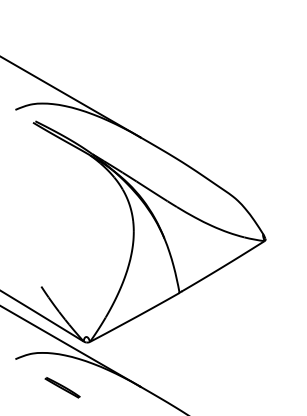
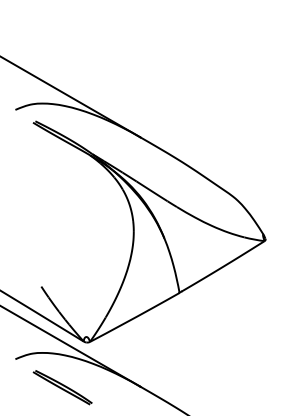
part size: 37x22 px -> 61x36 px (62, 387)
